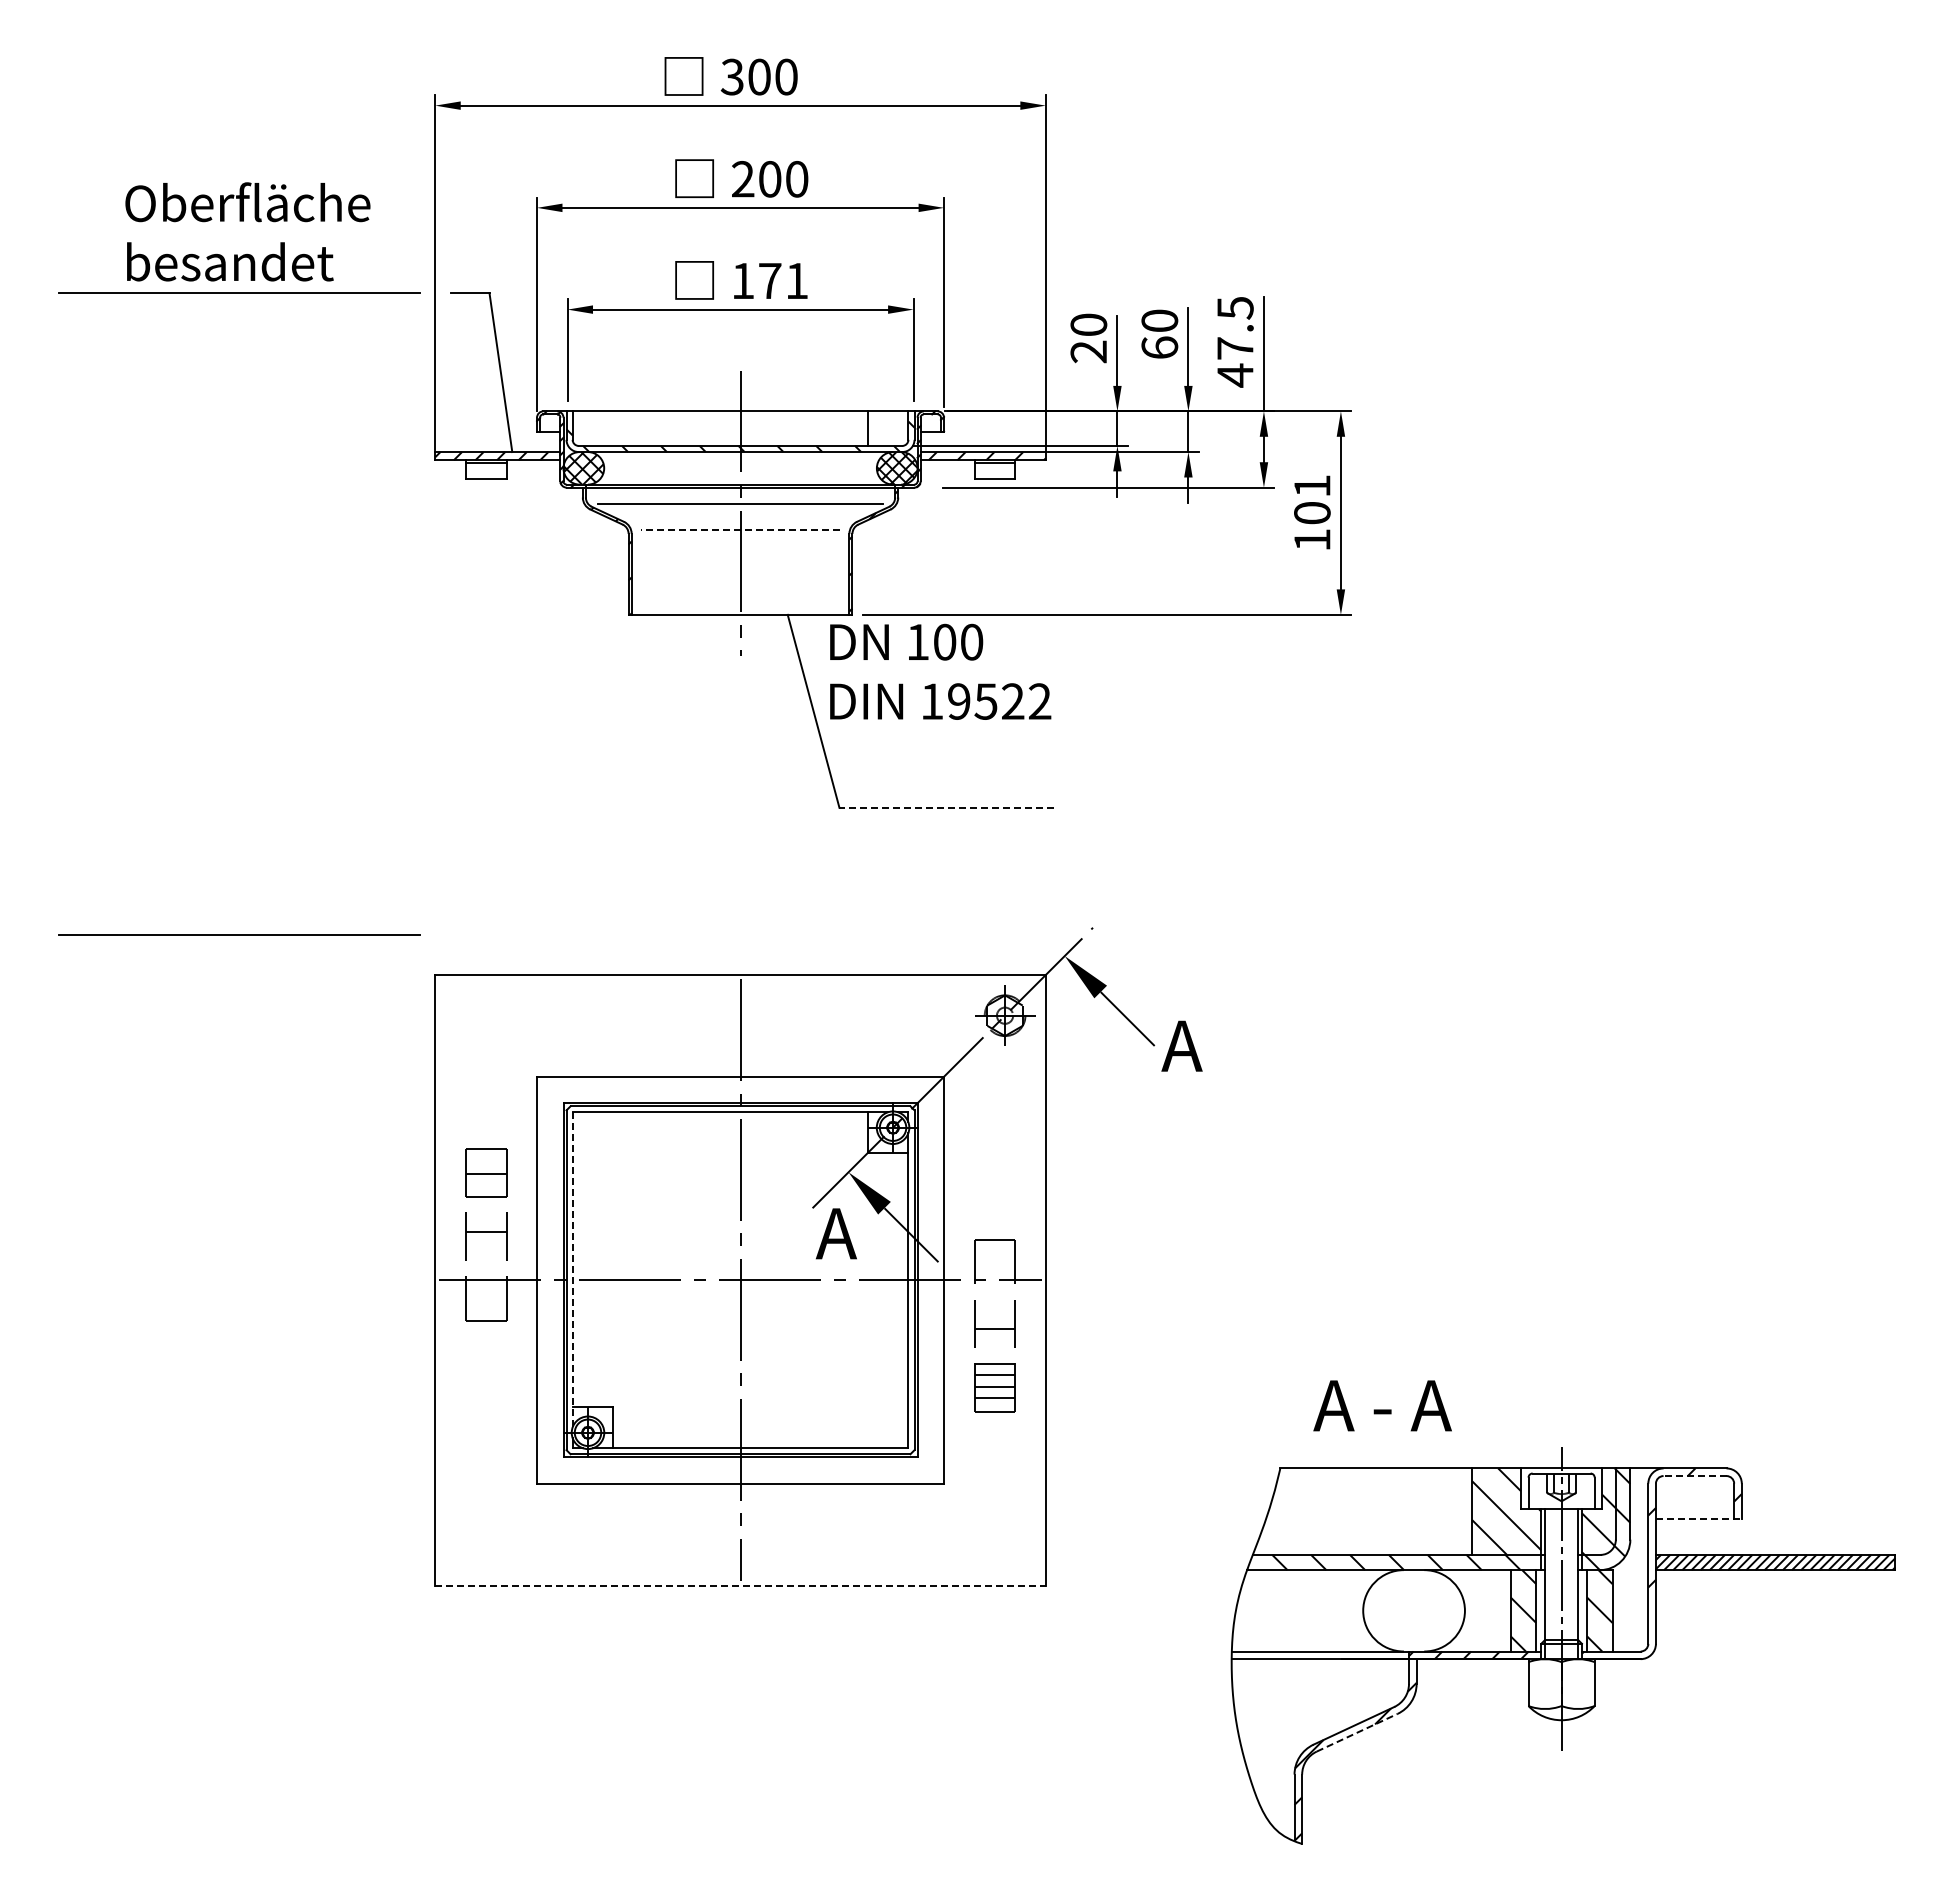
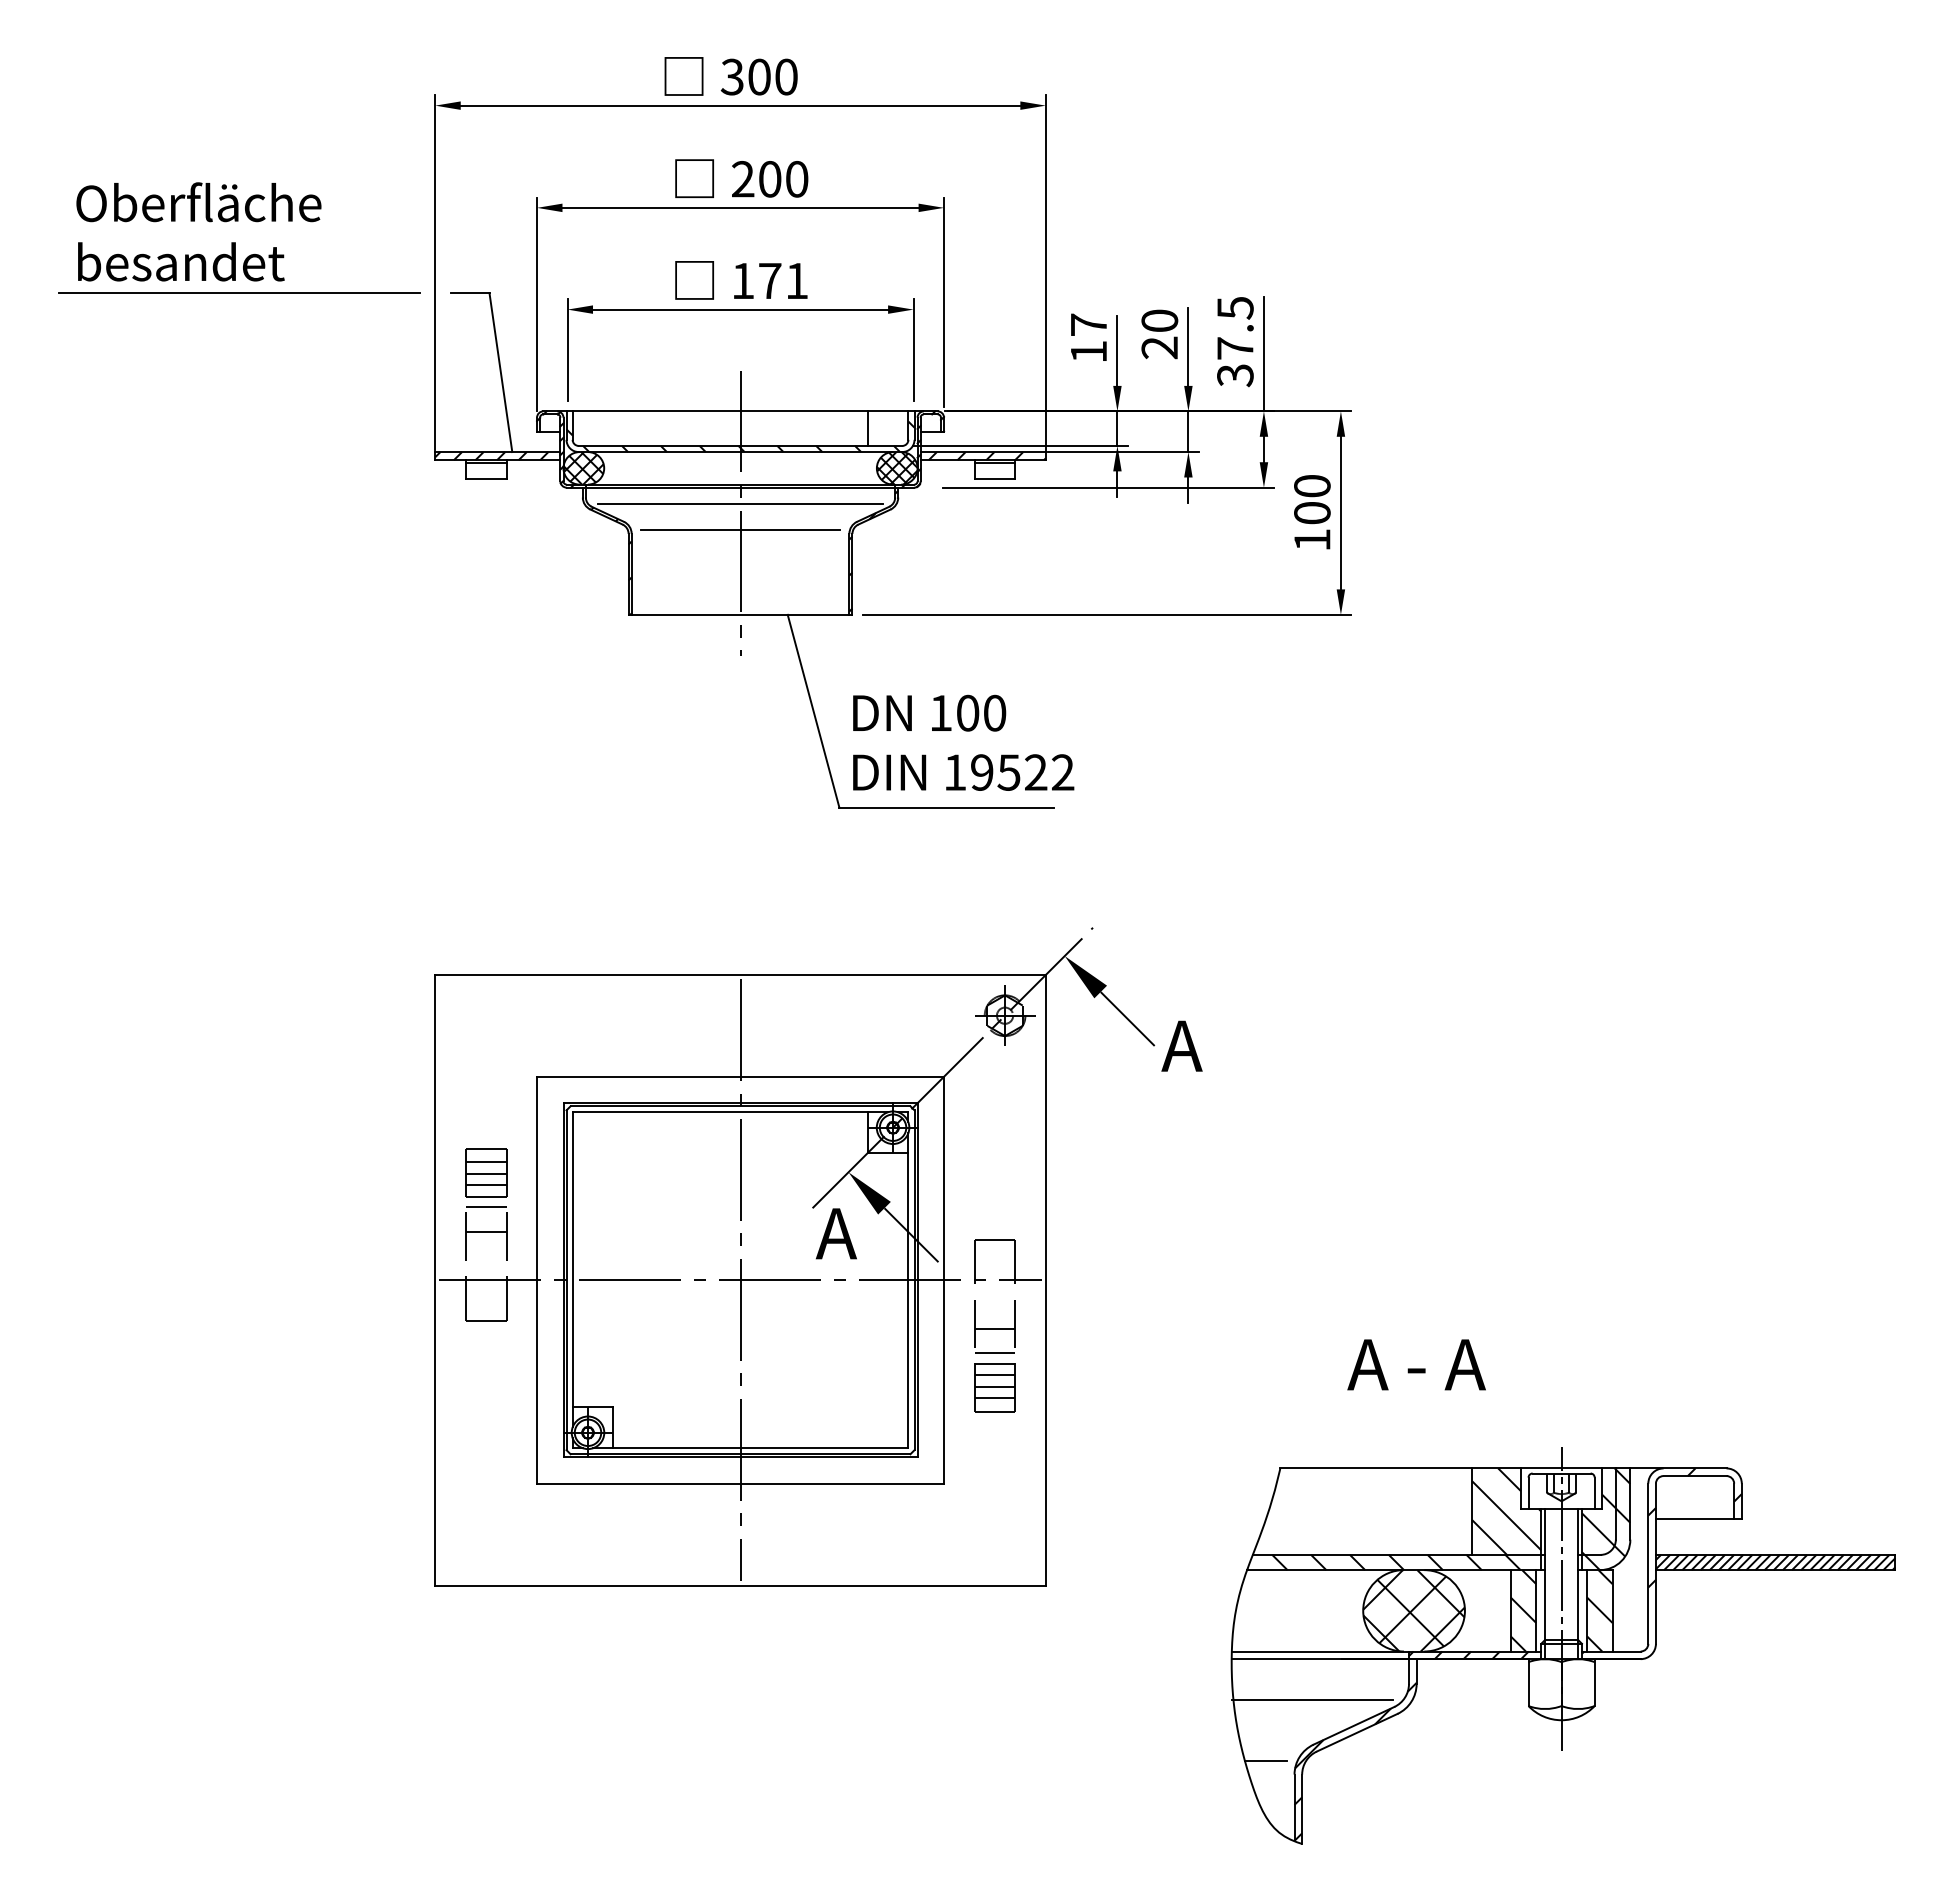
text position: (247, 231) -> (198, 231) (198, 231)
text: 20 -> 17 (1088, 338)
text: 60 -> 20 (1159, 347)
text: 47.5 -> 37.5 (1235, 375)
text: 101 -> 100 (1312, 486)
line: dashed -> solid (740, 529)
text position: (940, 671) -> (963, 742) (963, 742)
line: dashed -> solid (946, 807)
line: present -> none (239, 934)
line: none -> present (485, 1162)
line: none -> present (485, 1185)
line: none -> present (485, 1207)
line: dashed -> solid (572, 1269)
line: none -> present (994, 1353)
text position: (1382, 1405) -> (1416, 1364) (1416, 1364)
line: dashed -> solid (1694, 1476)
line: dashed -> solid (1698, 1519)
line: dashed -> solid (741, 1585)
hatch: none -> present (1413, 1610)
line: none -> present (1311, 1700)
line: dashed -> solid (1357, 1732)
line: none -> present (1266, 1761)
